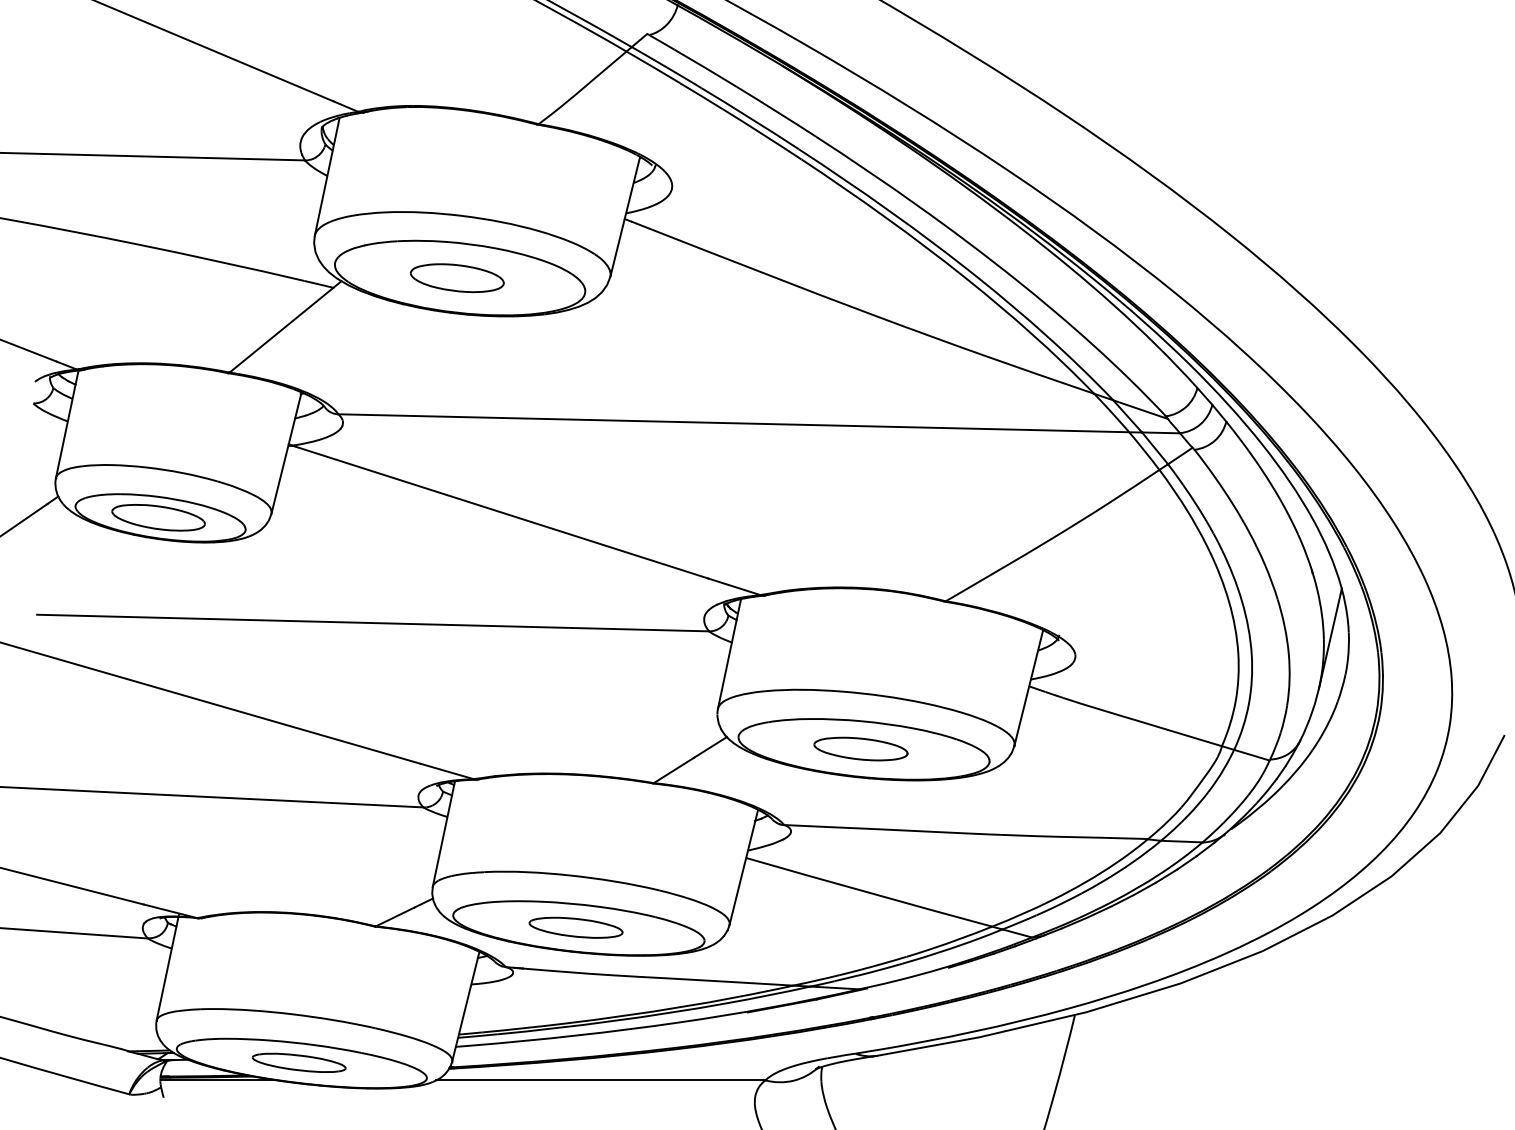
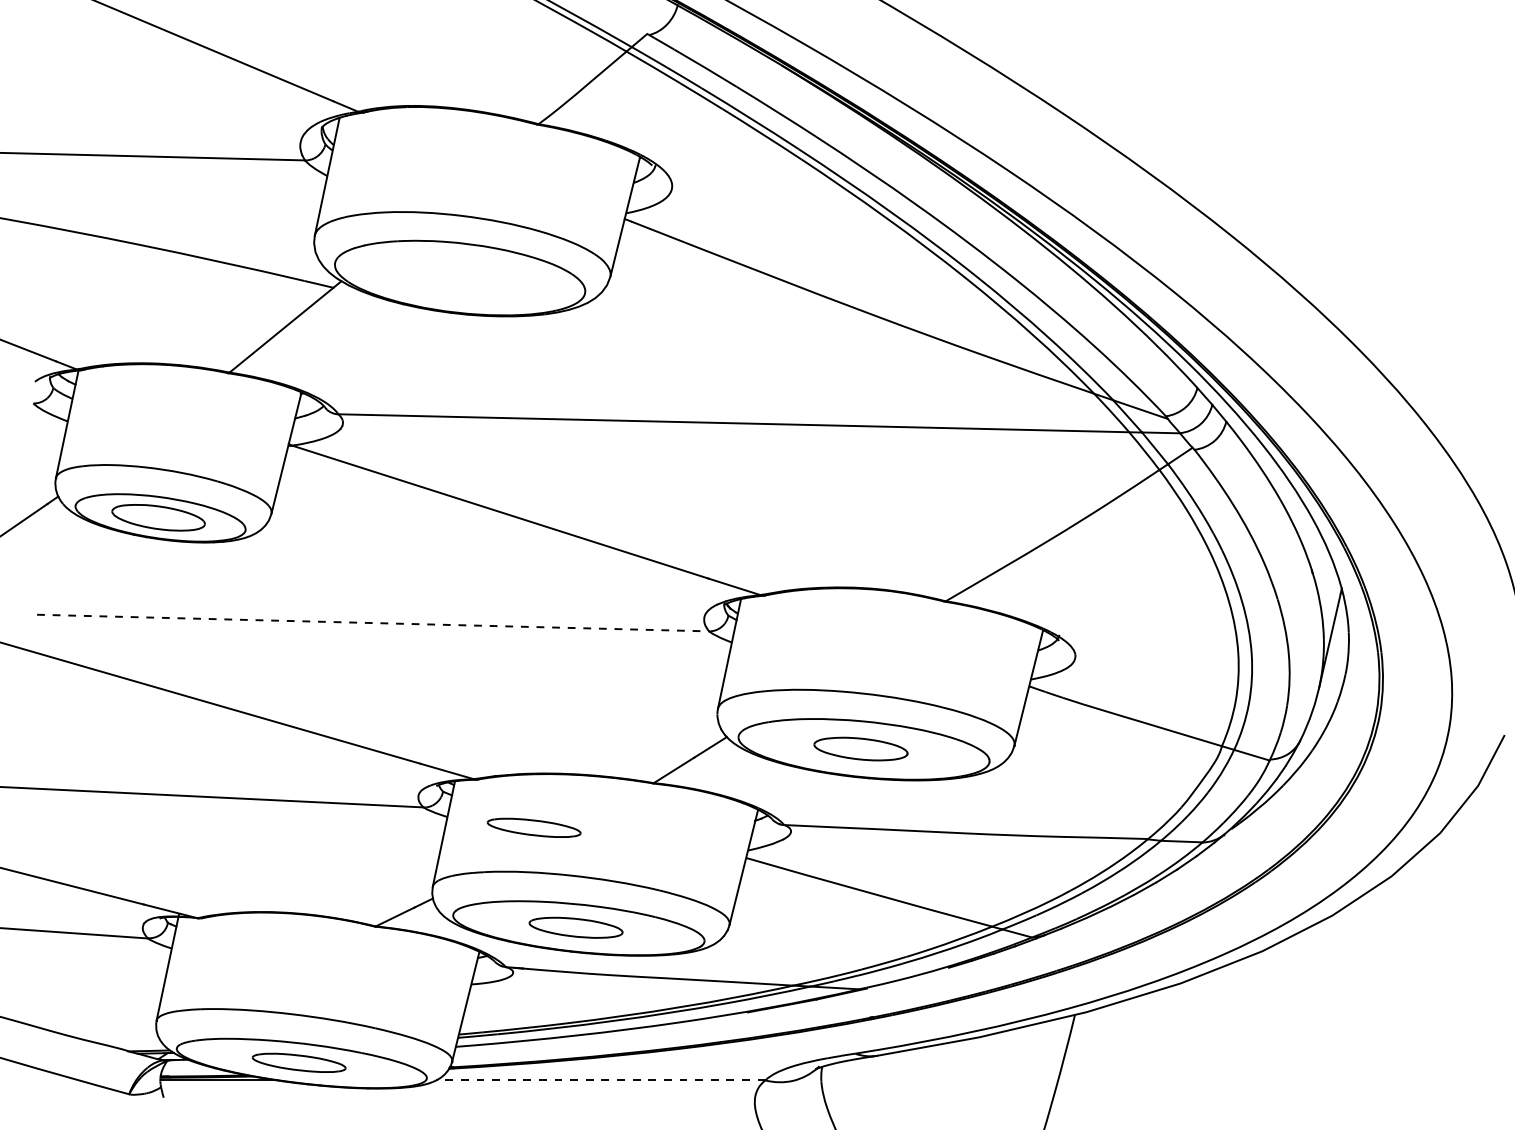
part: present -> none (456, 278)
line: solid -> dashed (373, 623)
part: none -> present (533, 827)
line: solid -> dashed (600, 1080)
